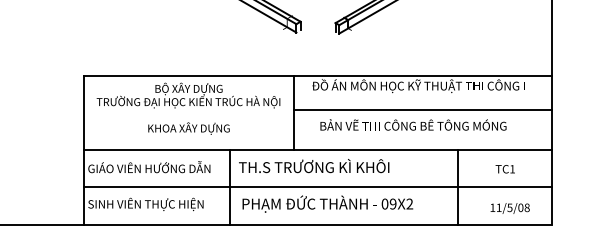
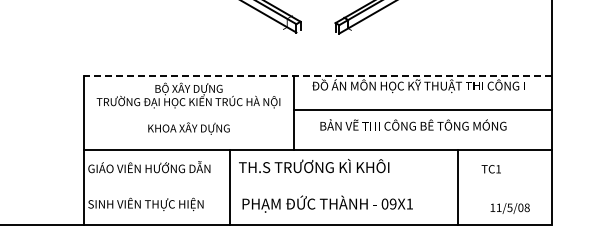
line: solid -> dashed (317, 75)
text position: (504, 169) -> (490, 169) (490, 169)
line: present -> none (317, 187)
text: 09X2 -> 09X1 (409, 203)
